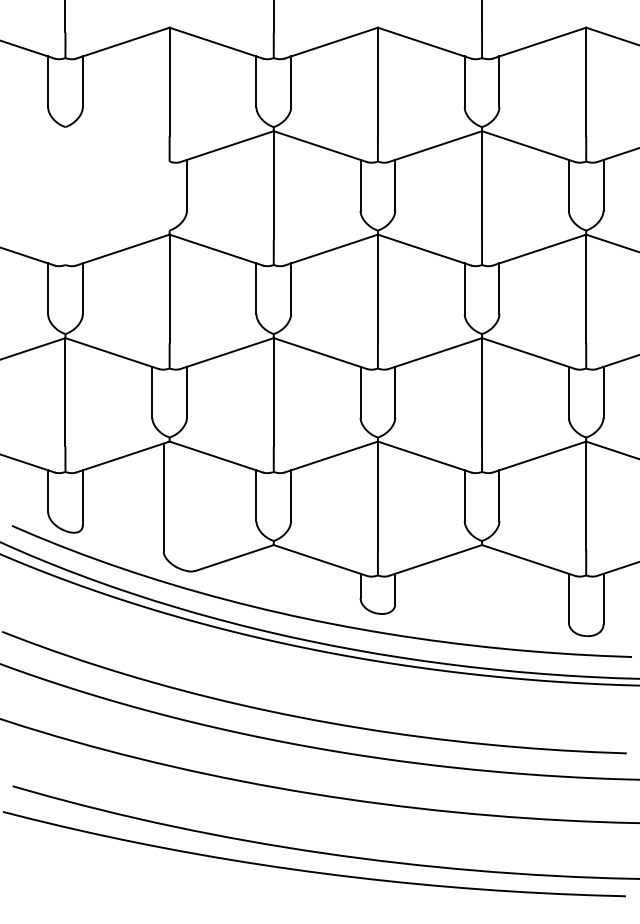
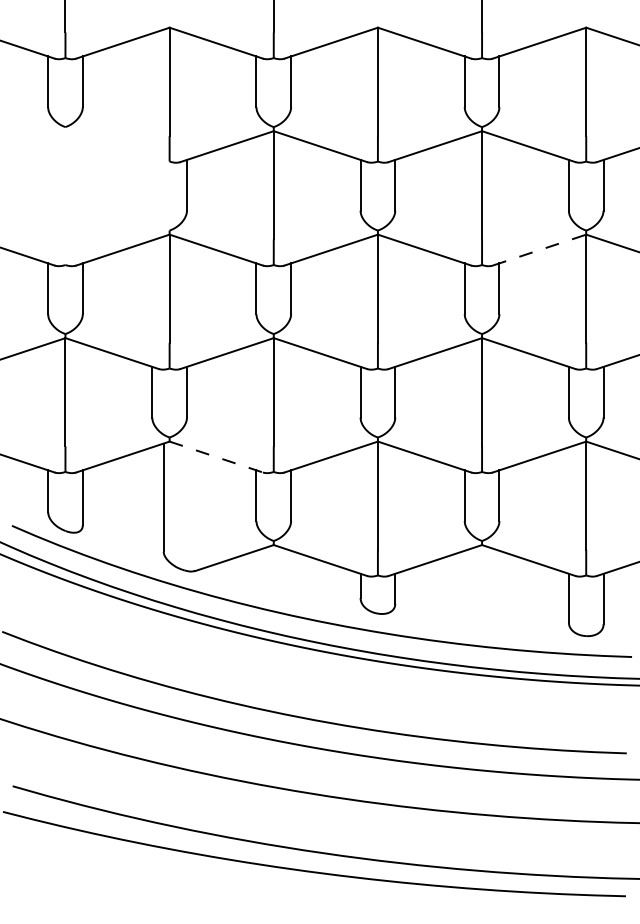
line: solid -> dashed (540, 249)
line: solid -> dashed (216, 457)
